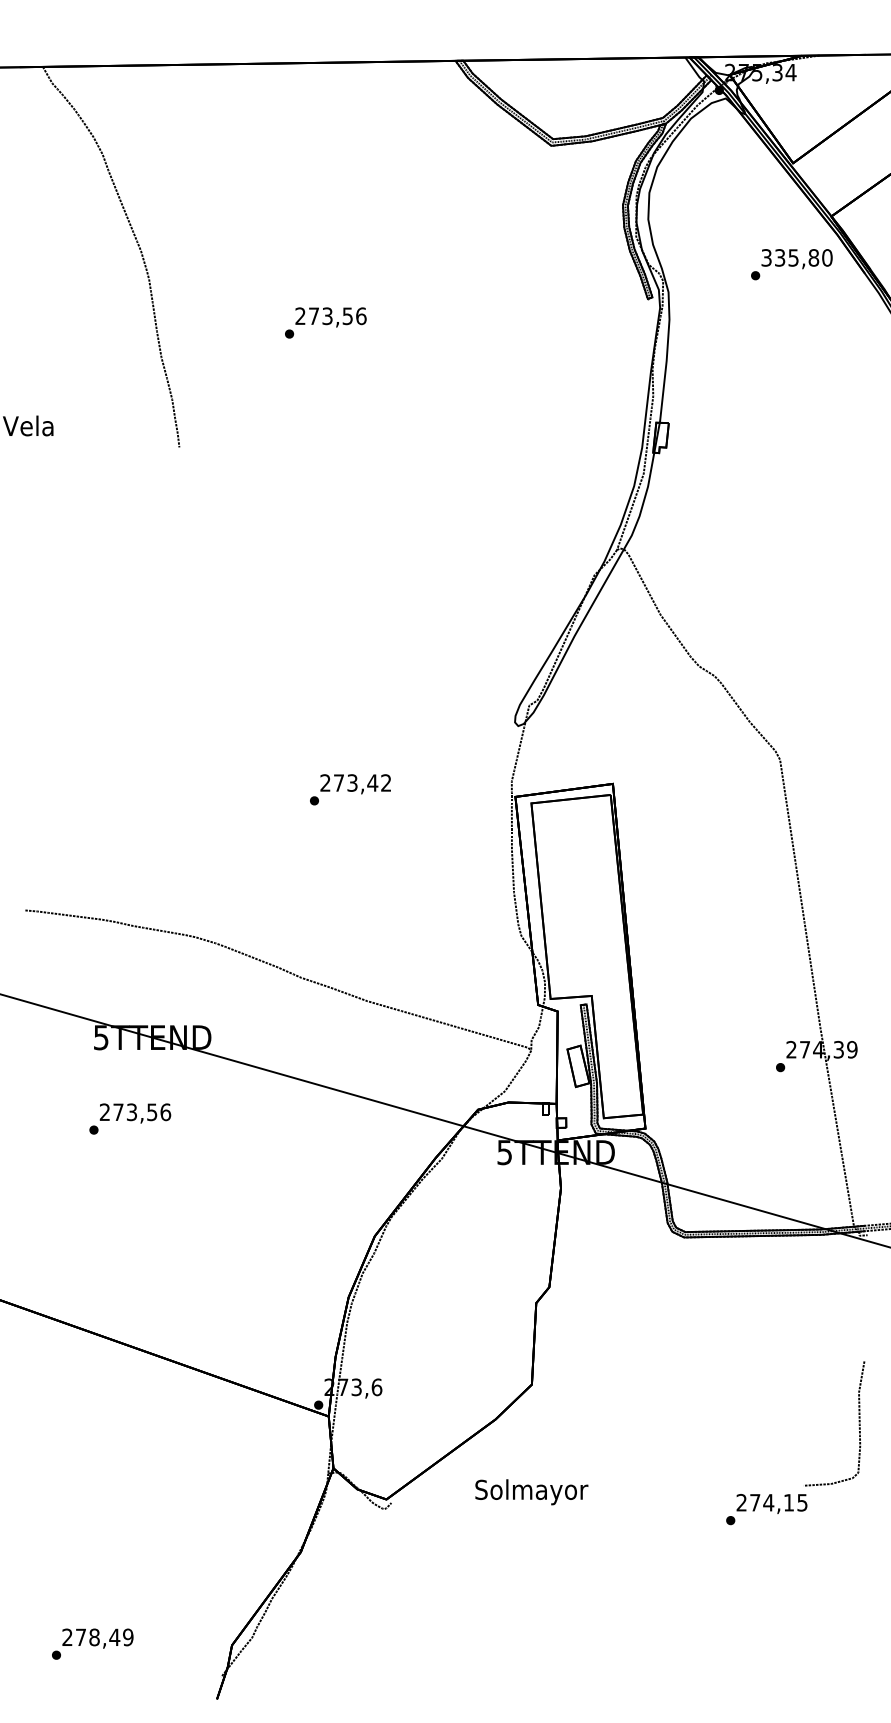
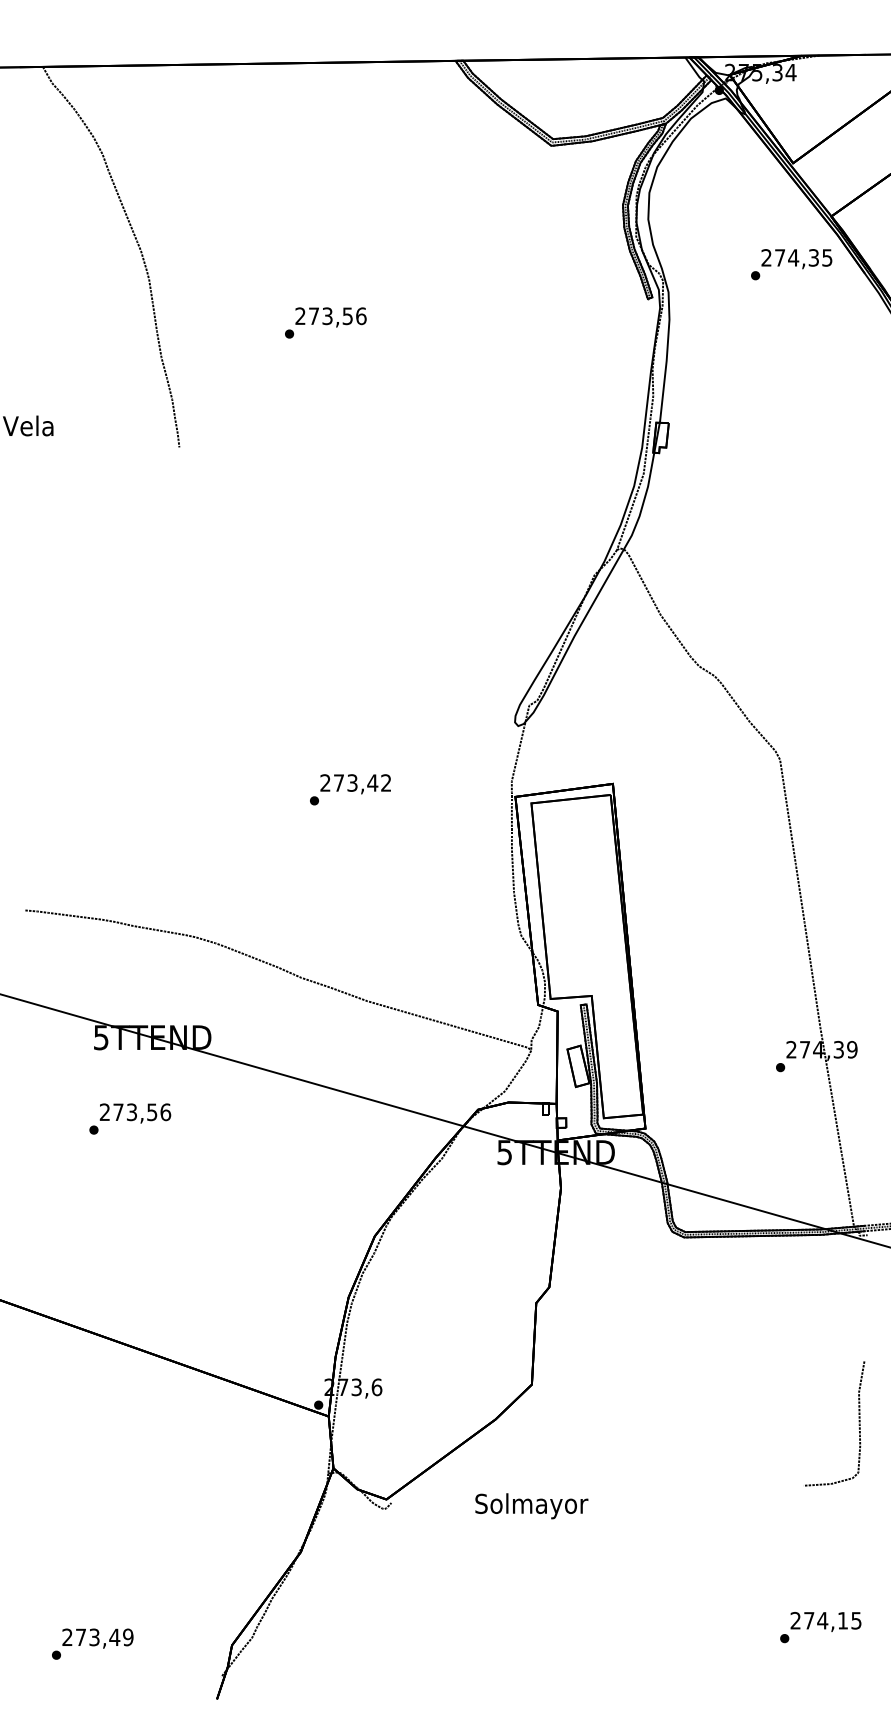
text: 335,80 -> 274,35 (796, 257)
text position: (531, 1492) -> (531, 1506) (531, 1506)
text position: (766, 1509) -> (820, 1627) (820, 1627)
text: 278,49 -> 273,49 (94, 1637)
